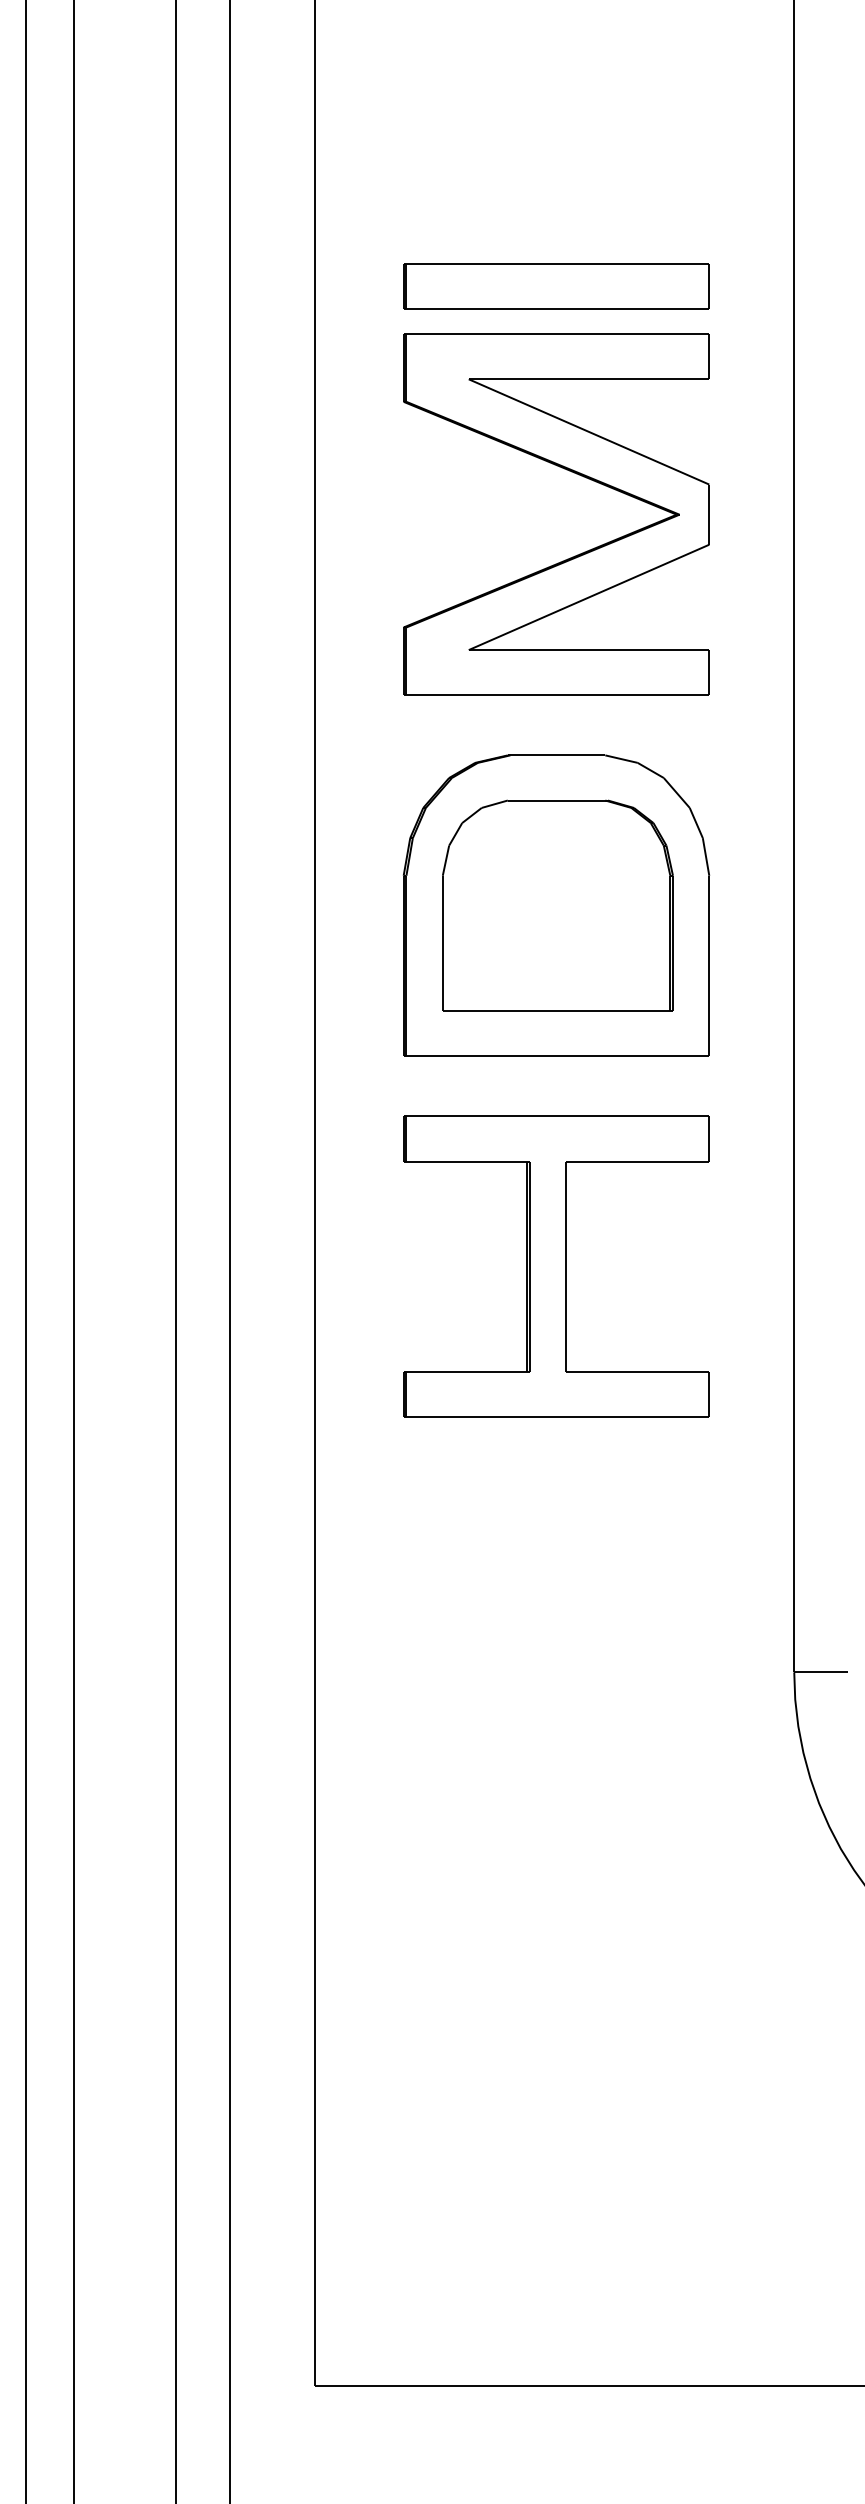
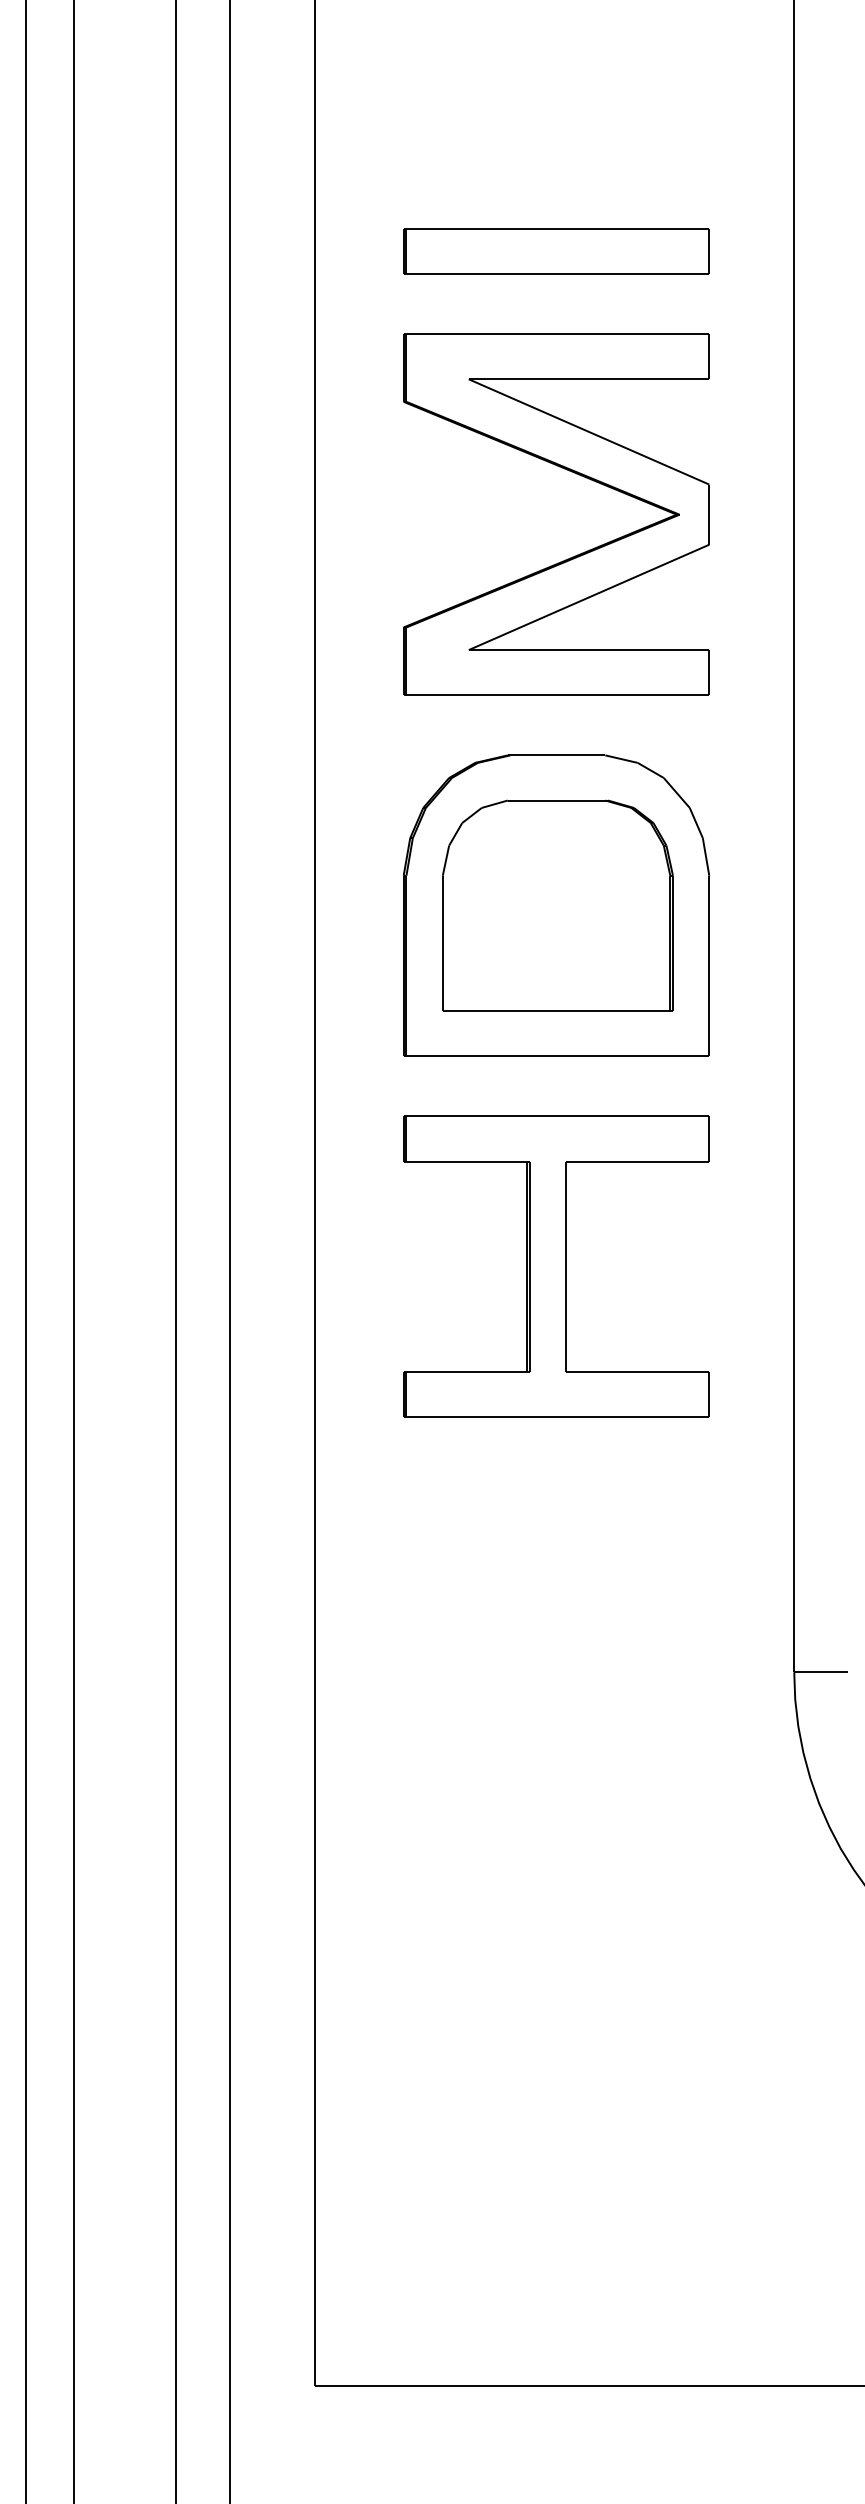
part position: (556, 286) -> (556, 251) (556, 251)
